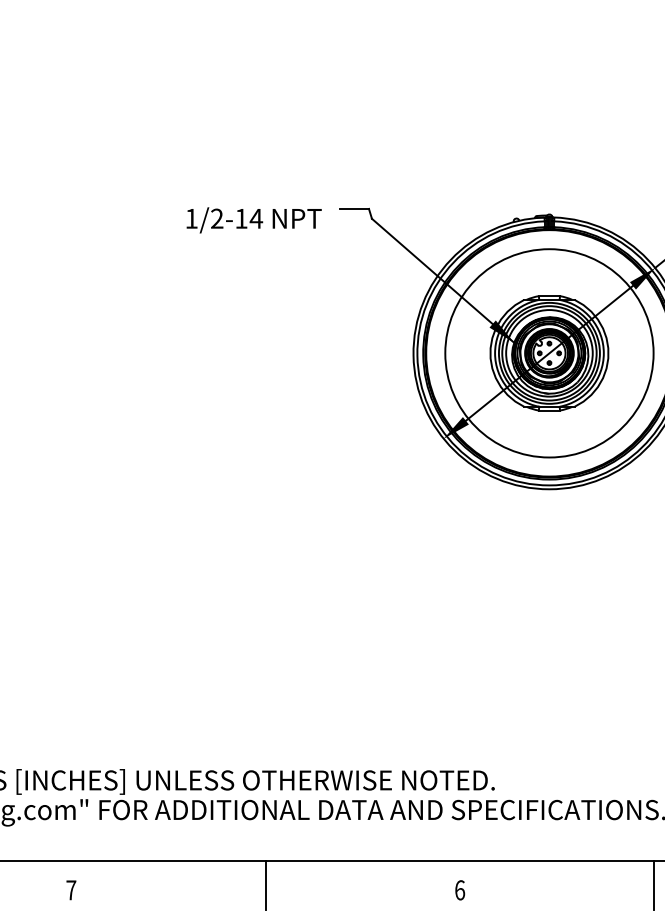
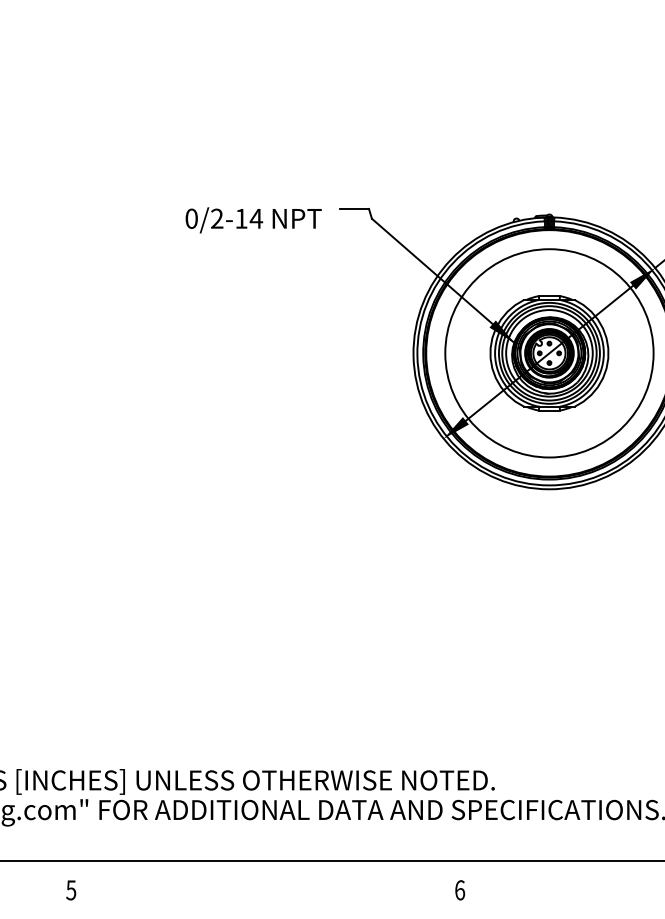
text: 1/2-14 -> 0/2-14 (191, 218)
line: present -> none (265, 885)
line: present -> none (654, 885)
text: 7 -> 5 (71, 890)
